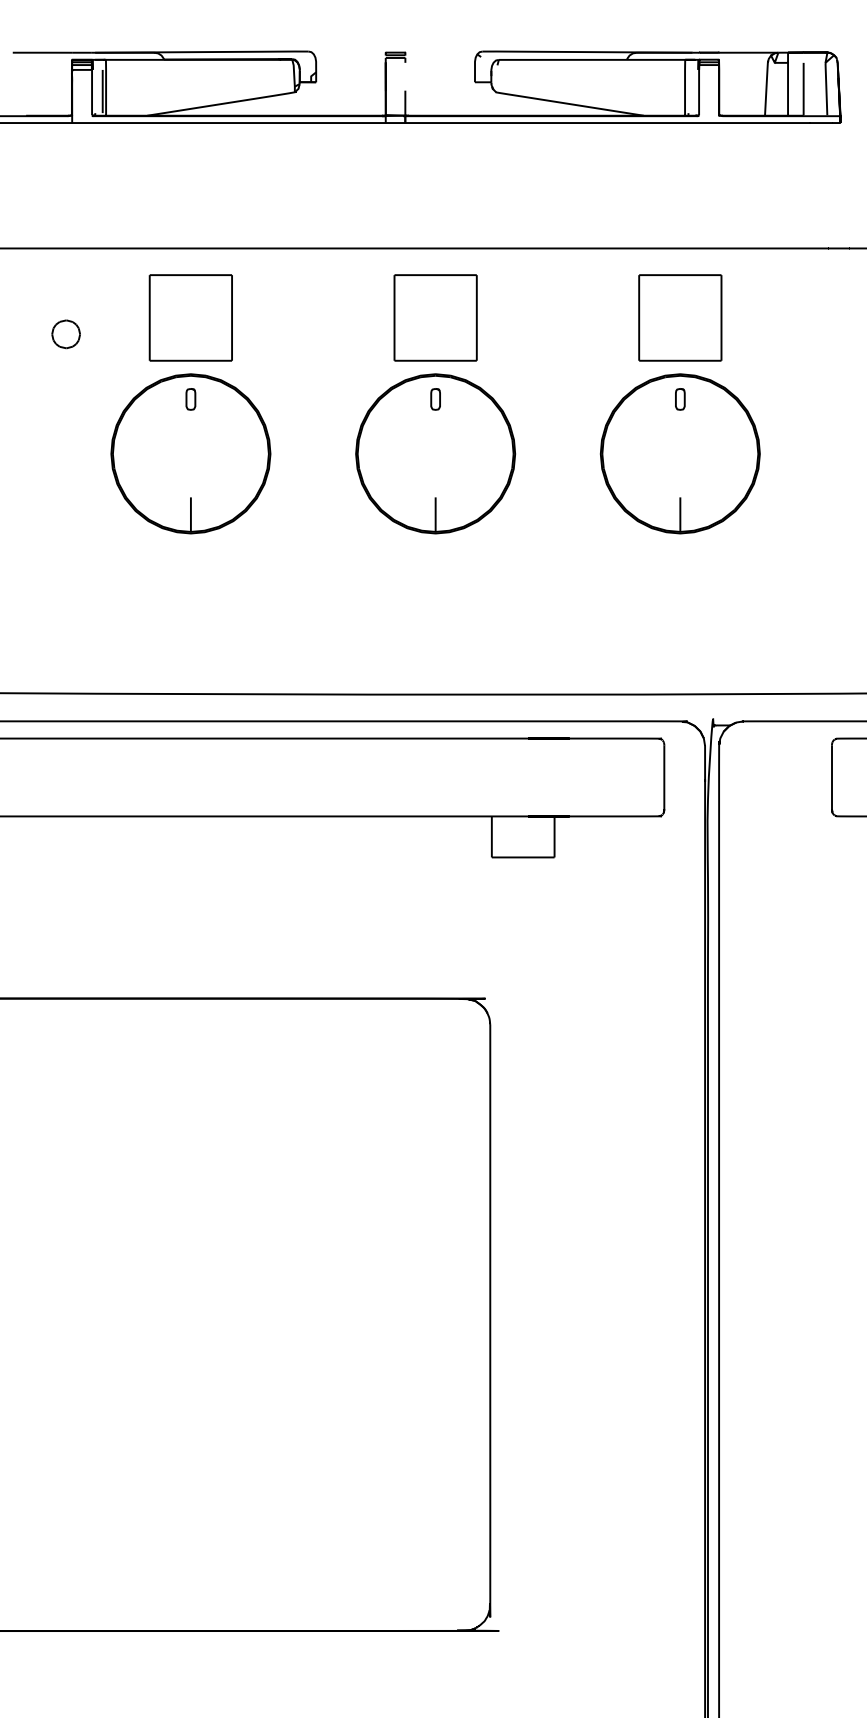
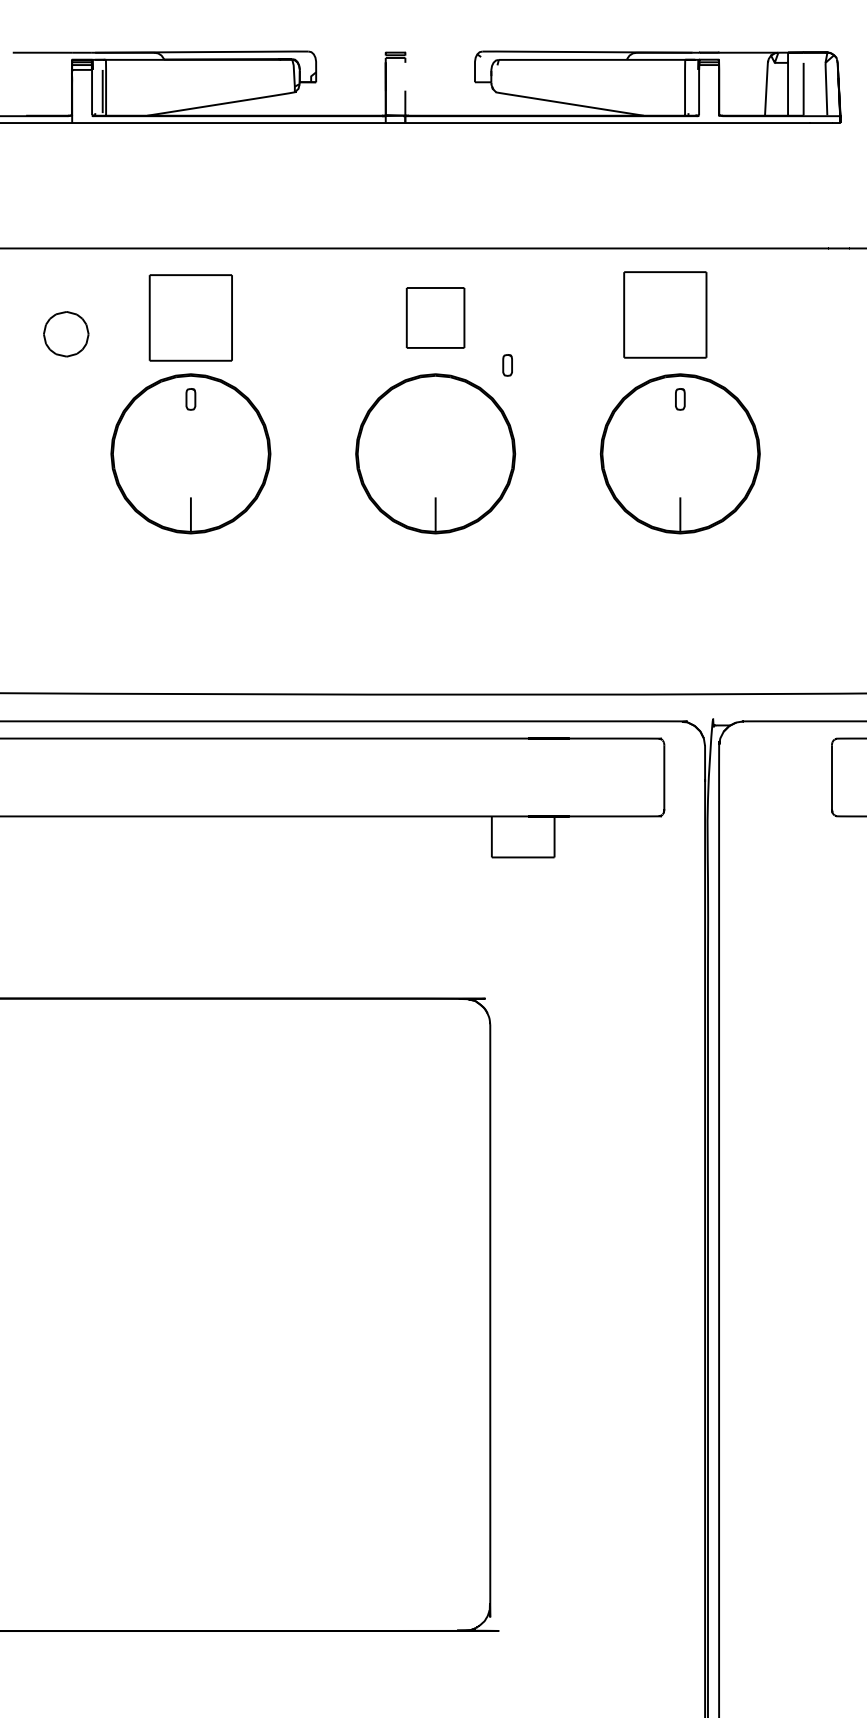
part size: 85x88 px -> 61x62 px (435, 317)
part position: (680, 317) -> (665, 314) (665, 314)
part size: 30x31 px -> 47x47 px (66, 334)
part position: (435, 399) -> (507, 365) (507, 365)
